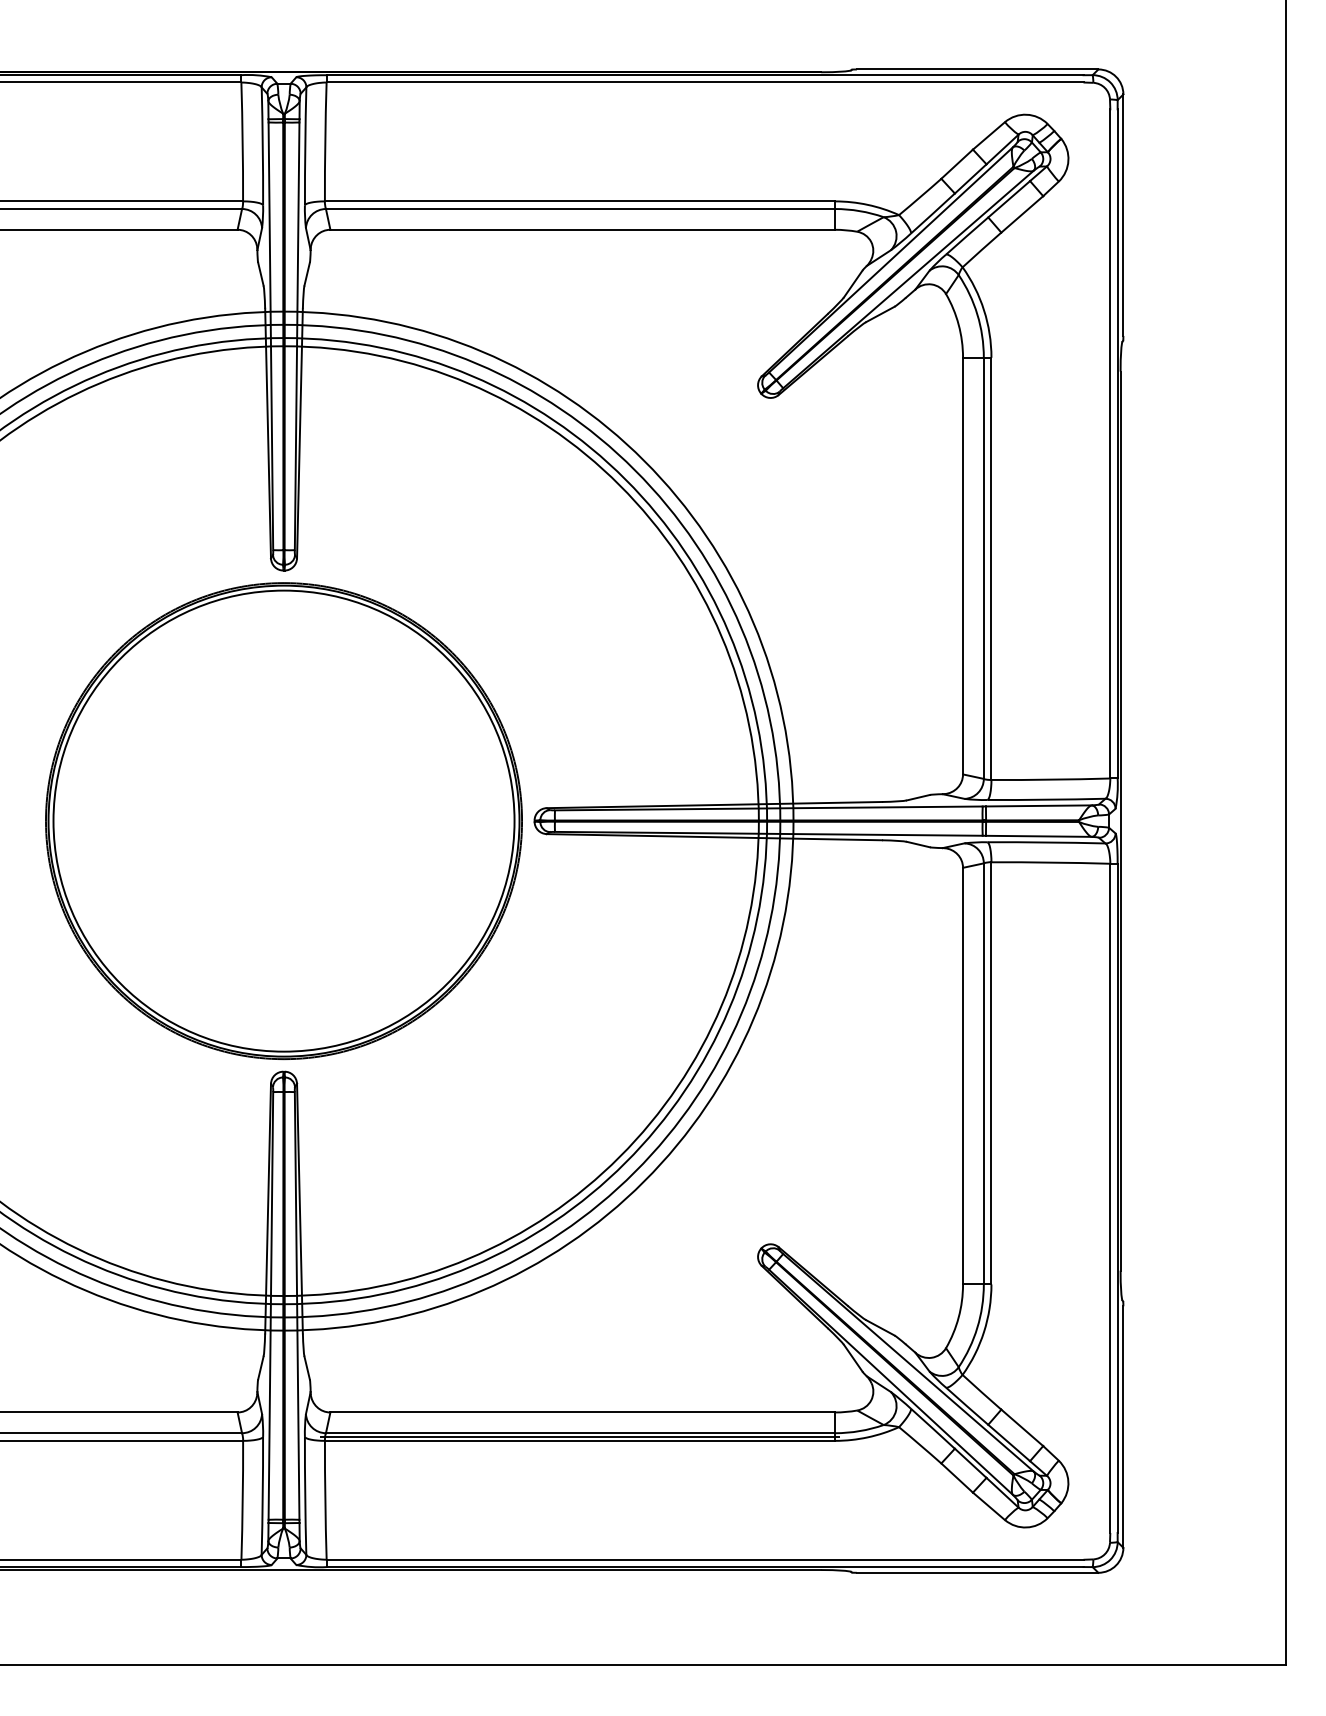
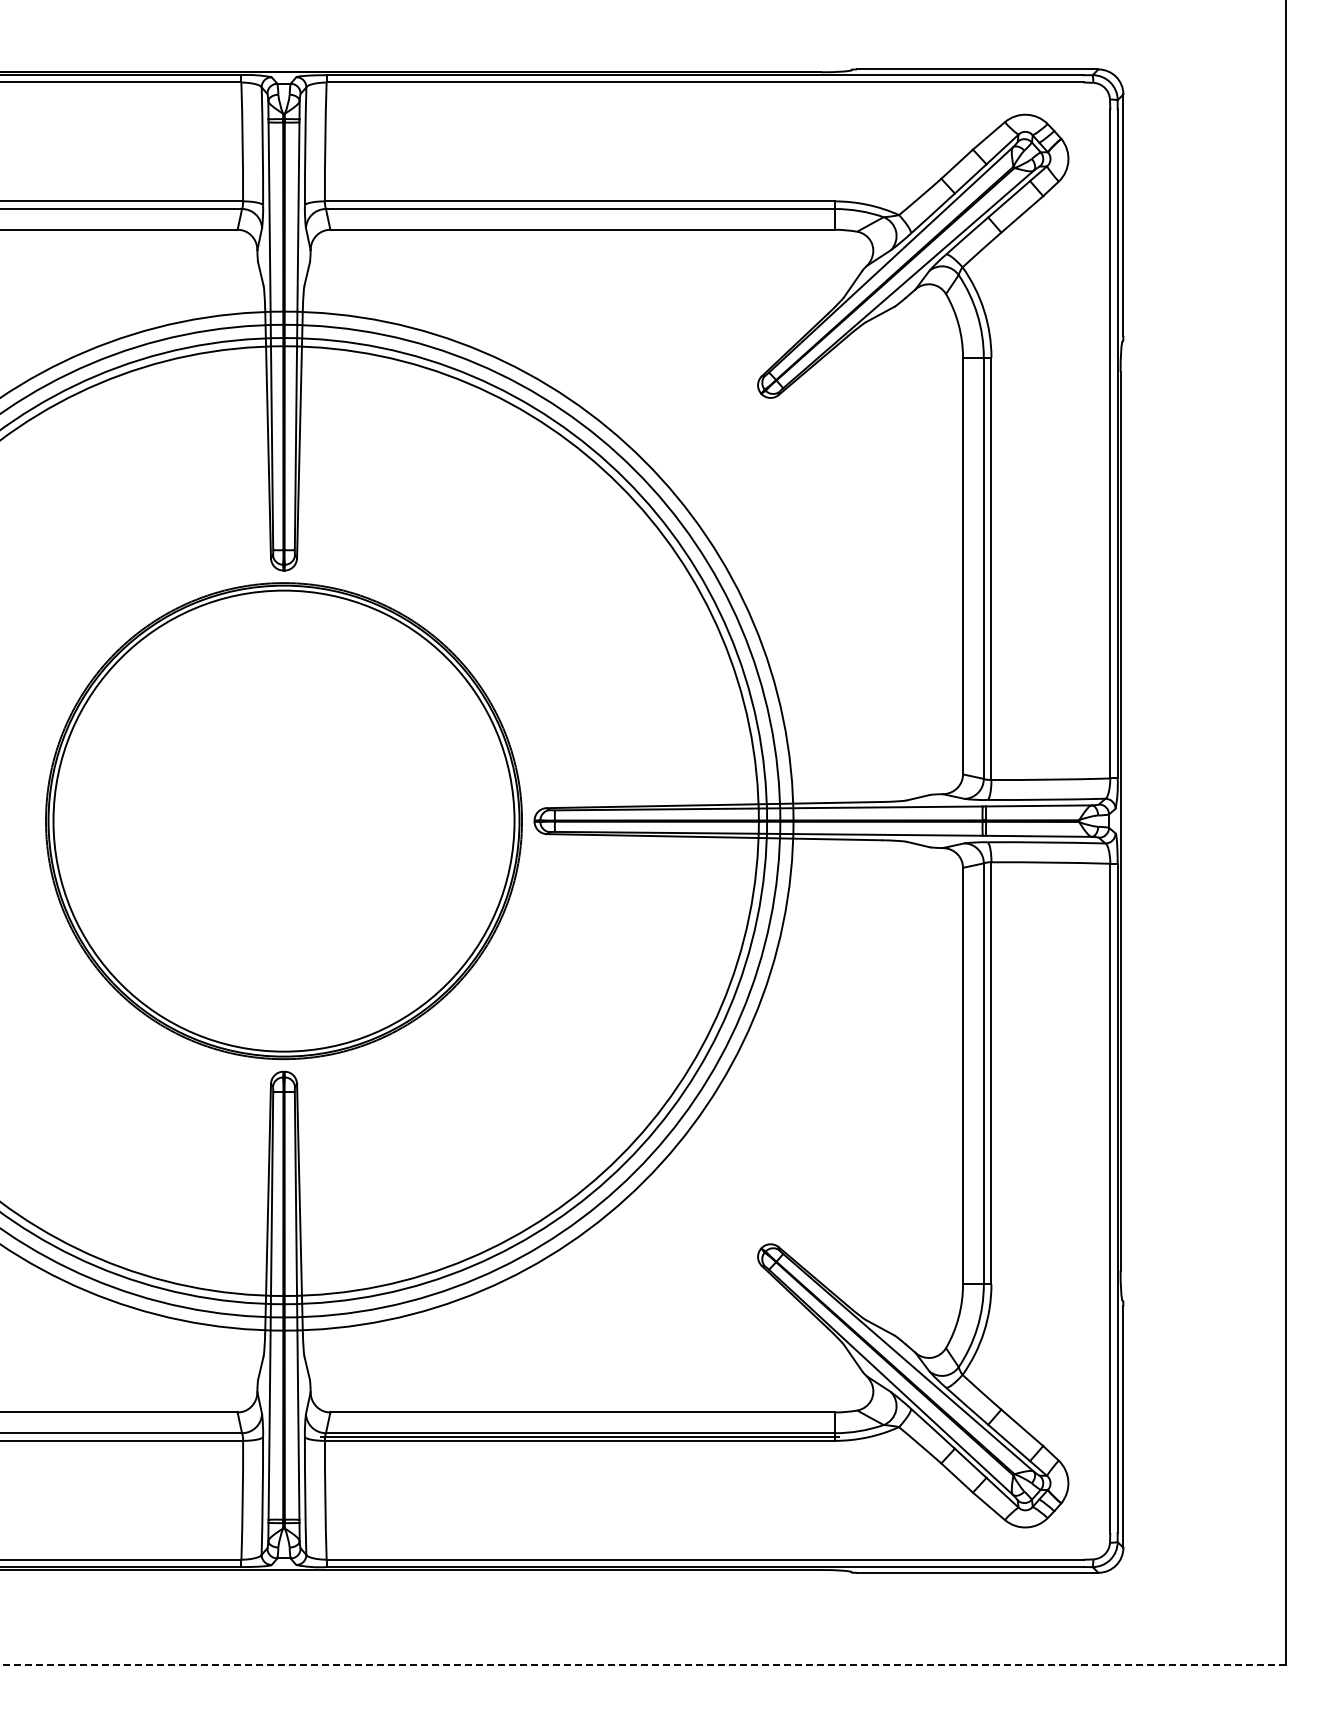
line: solid -> dashed (642, 1664)
